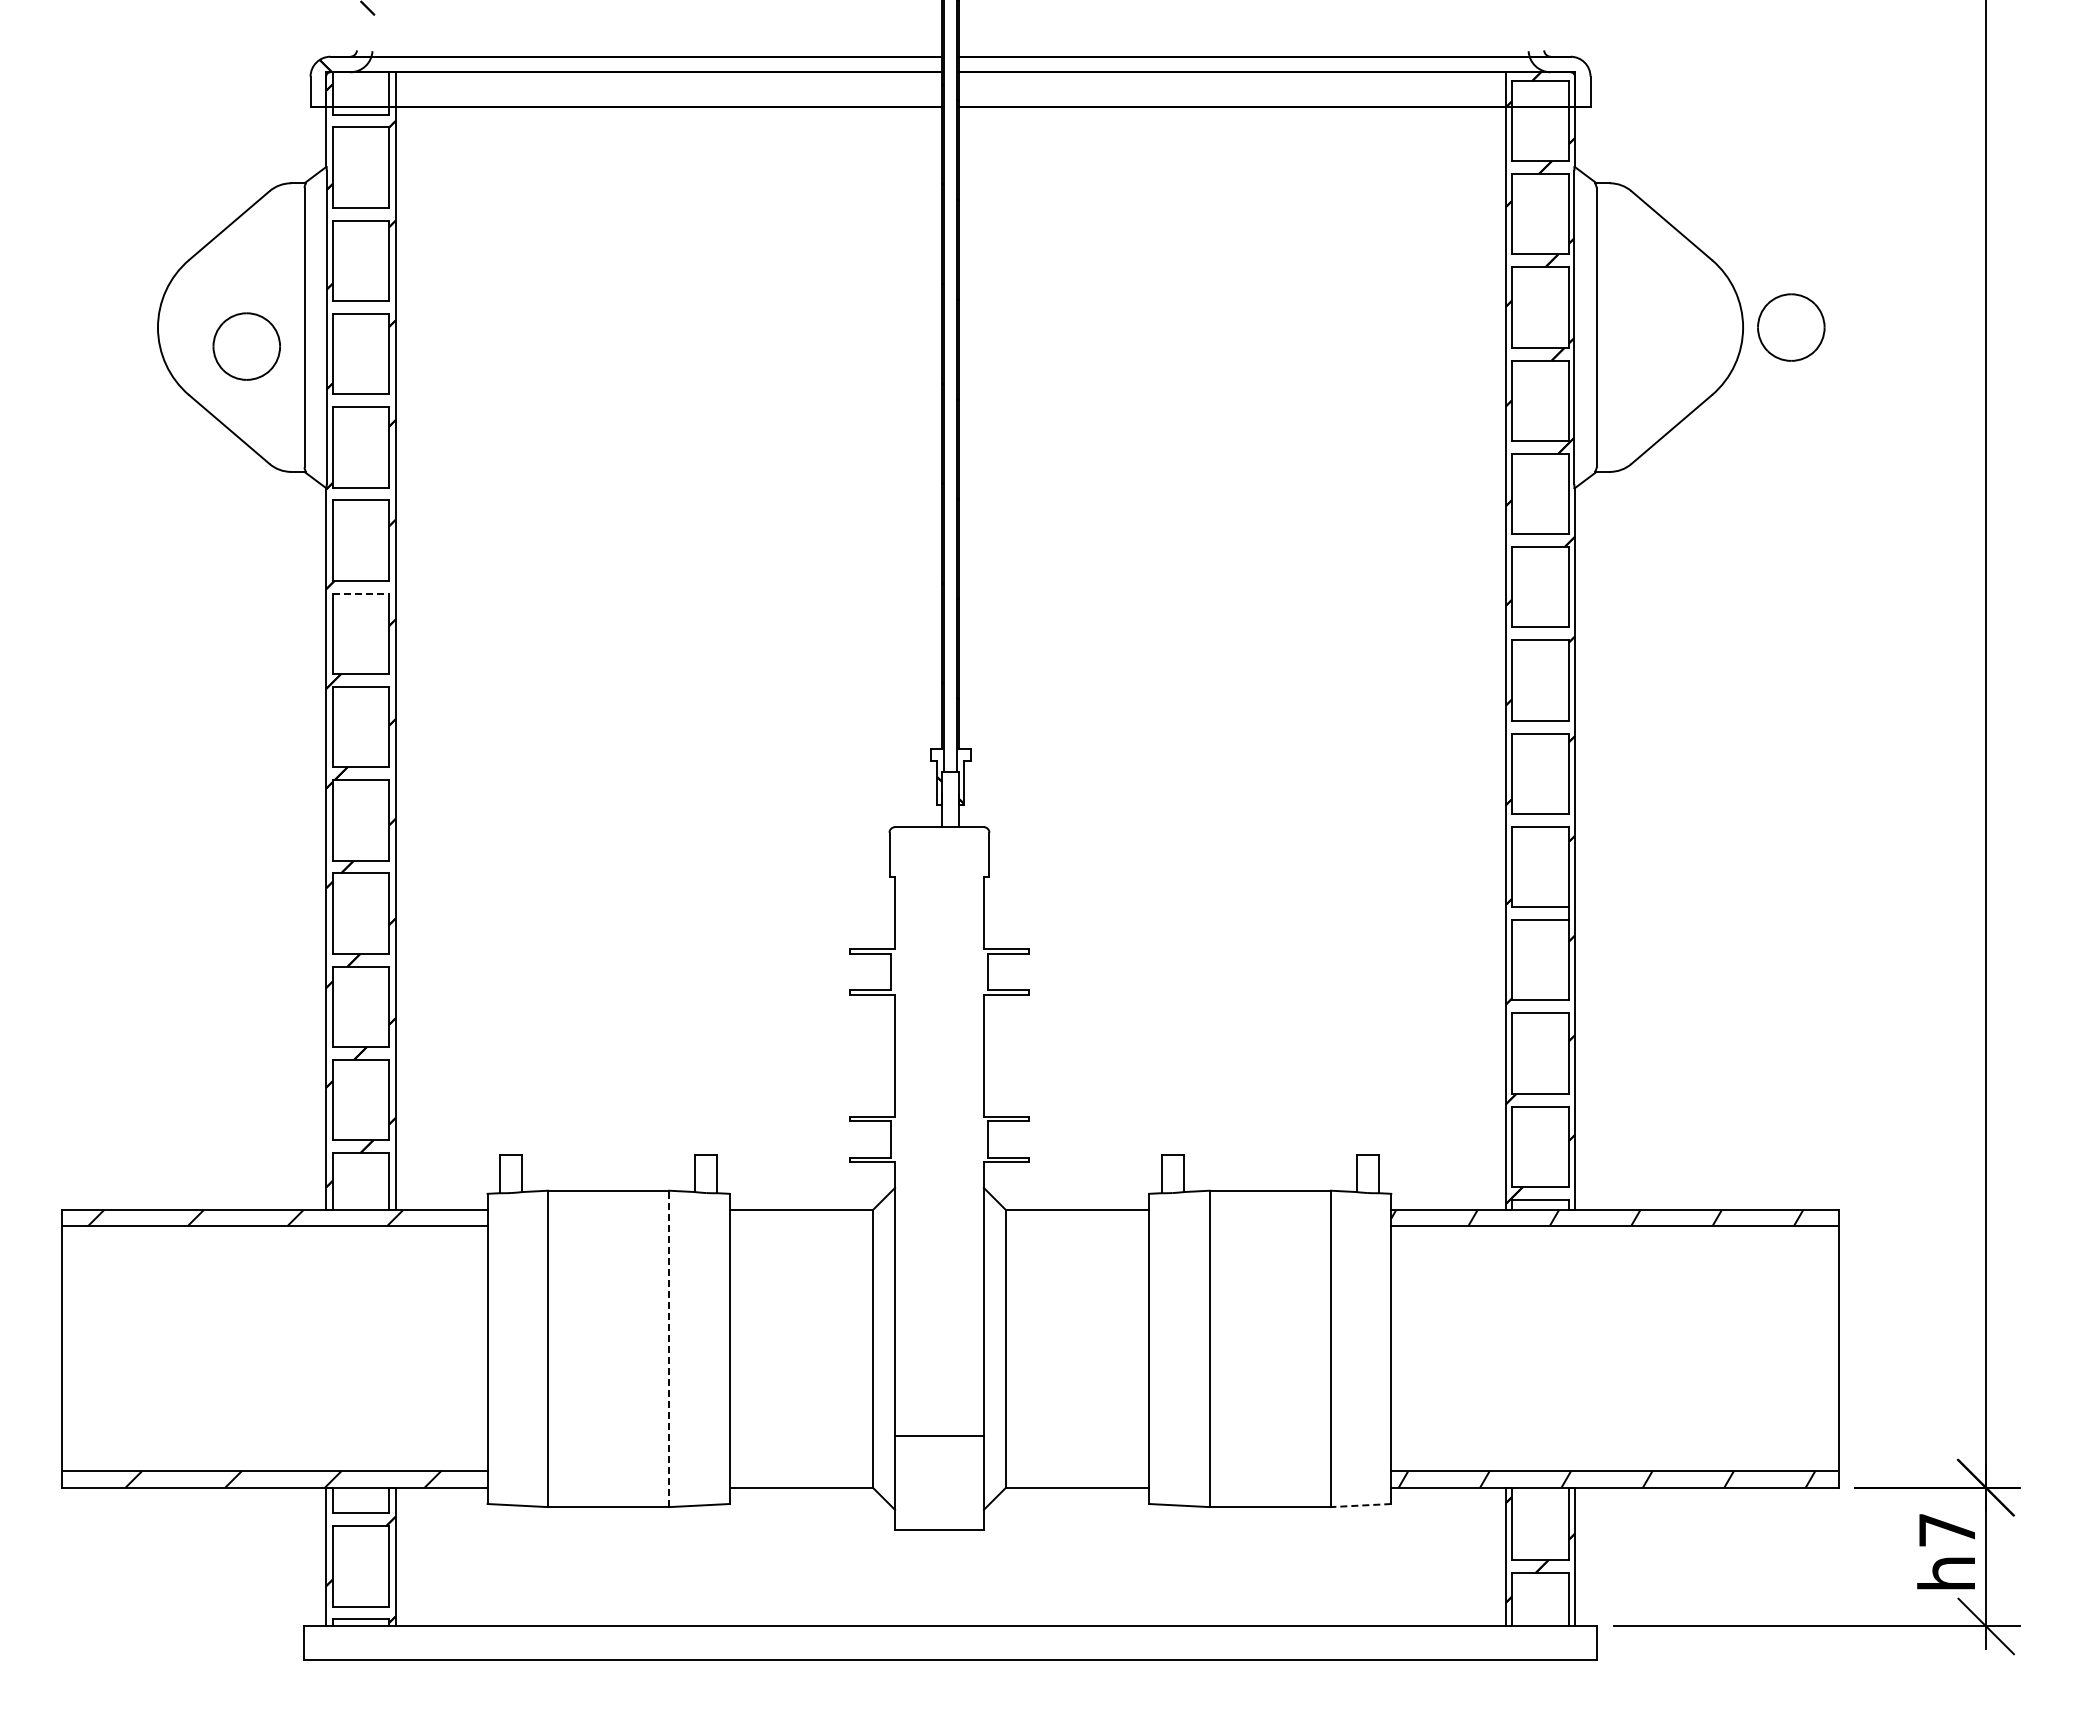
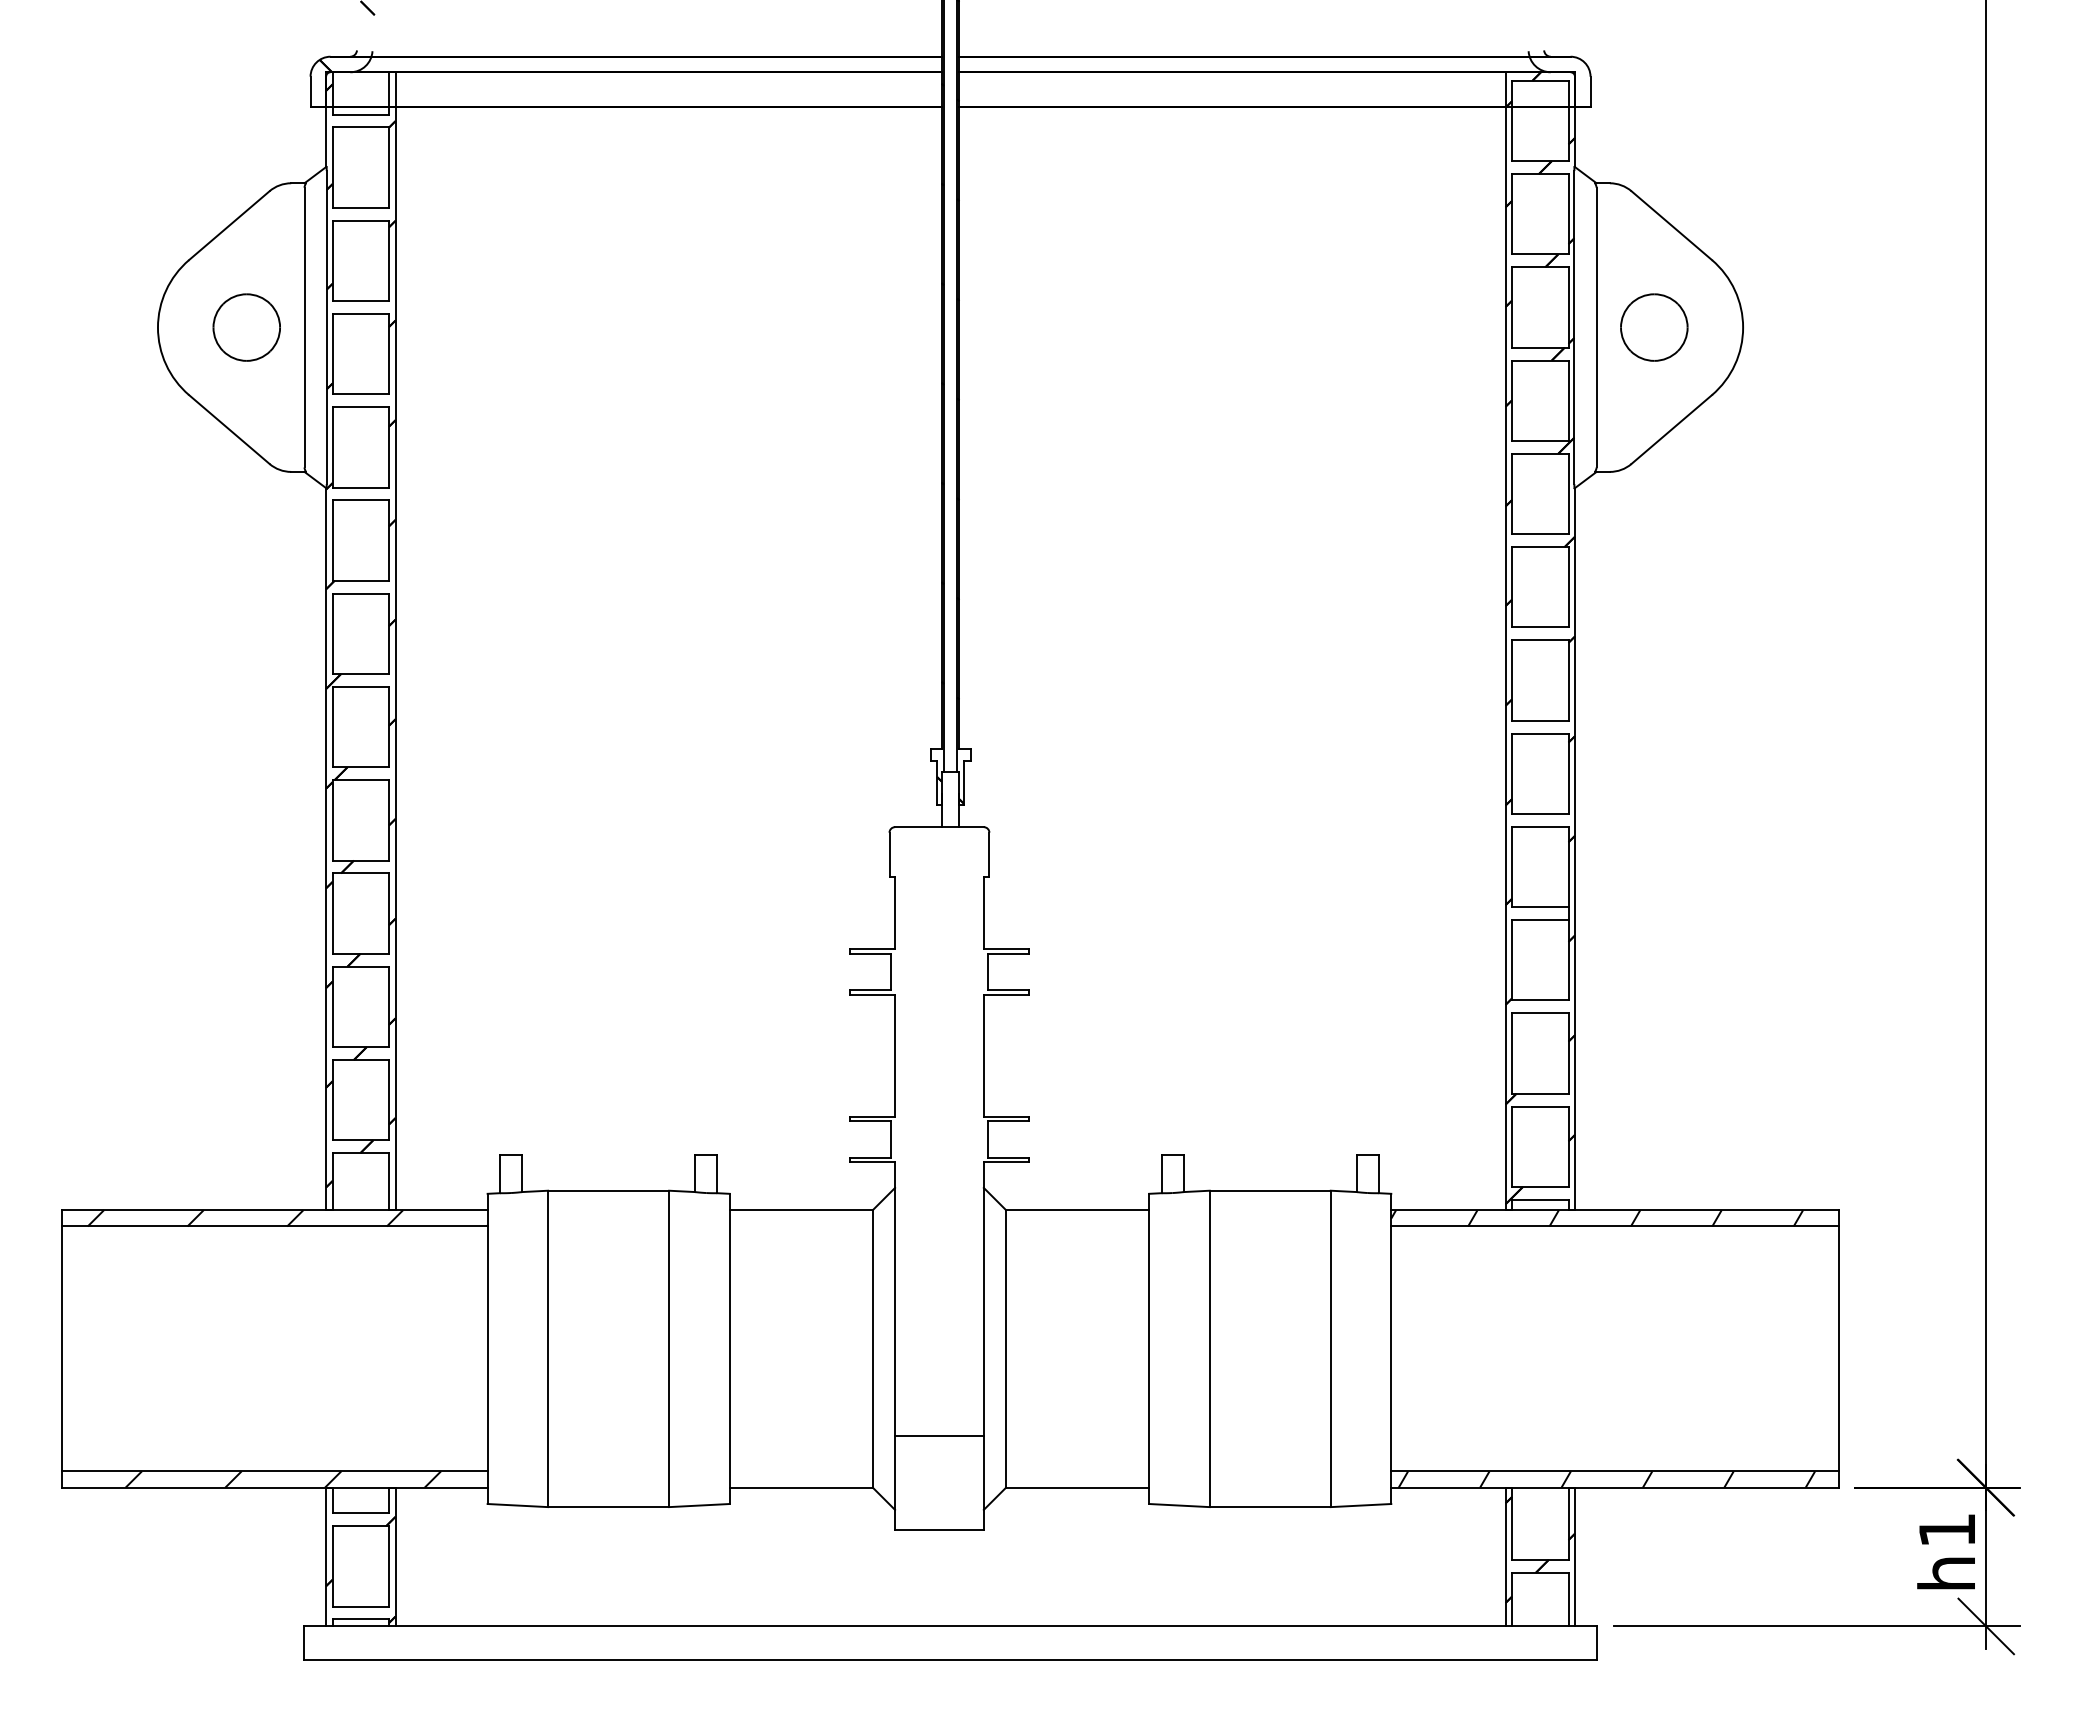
part position: (1791, 327) -> (1654, 327) (1654, 327)
part position: (246, 346) -> (246, 327) (246, 327)
line: dashed -> solid (361, 593)
line: dashed -> solid (669, 1348)
line: dashed -> solid (1360, 1505)
text: h7 -> h1 (1946, 1530)
